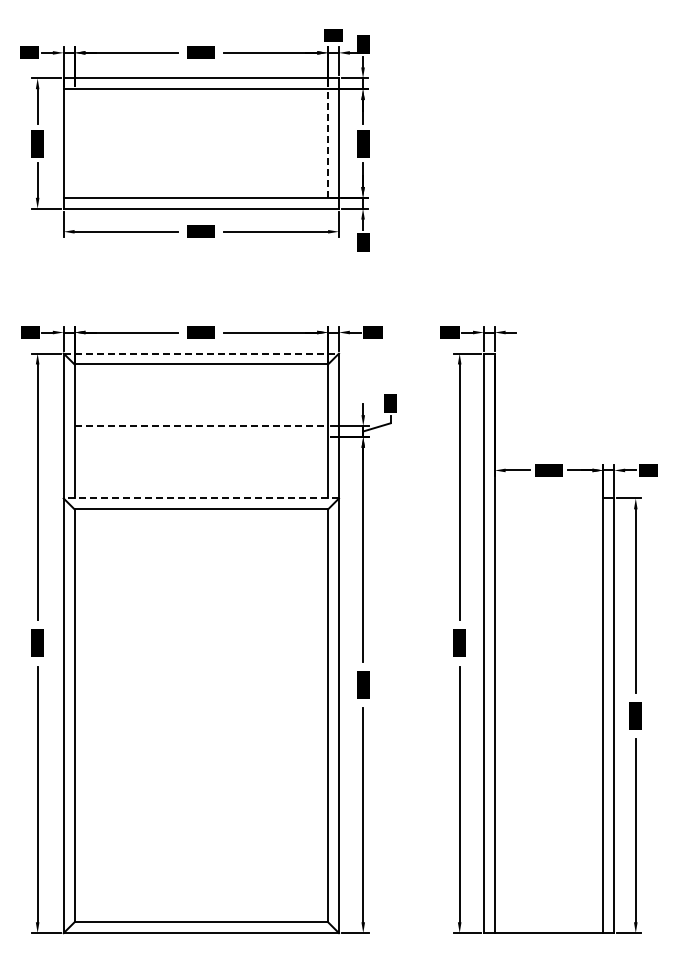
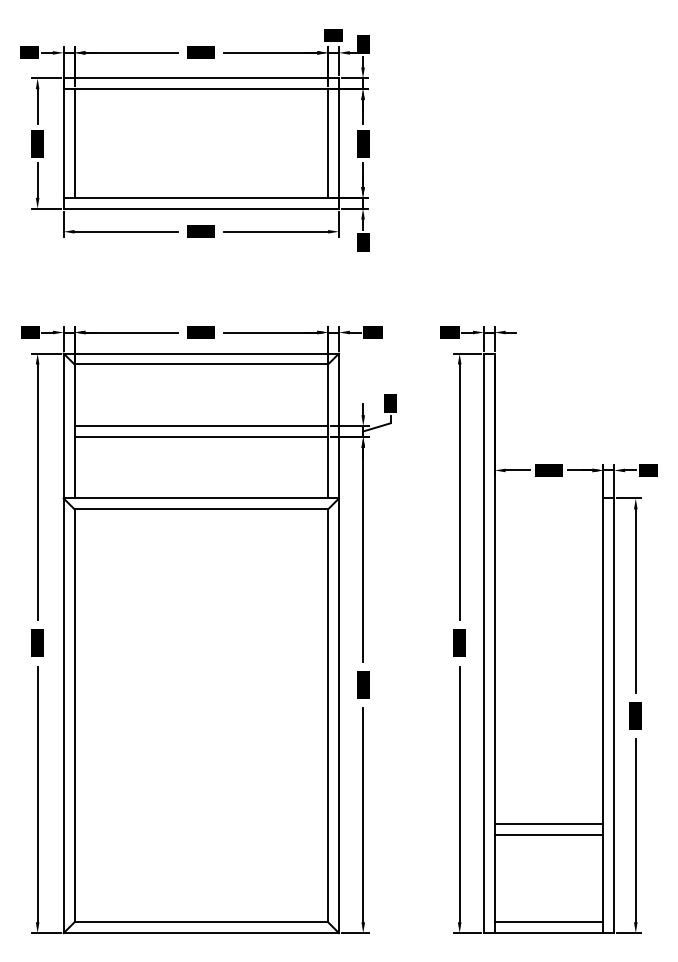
line: none -> present (74, 143)
line: dashed -> solid (328, 143)
line: dashed -> solid (201, 353)
line: dashed -> solid (201, 426)
line: none -> present (201, 436)
line: dashed -> solid (201, 498)
line: none -> present (548, 824)
line: none -> present (548, 835)
line: none -> present (548, 922)
